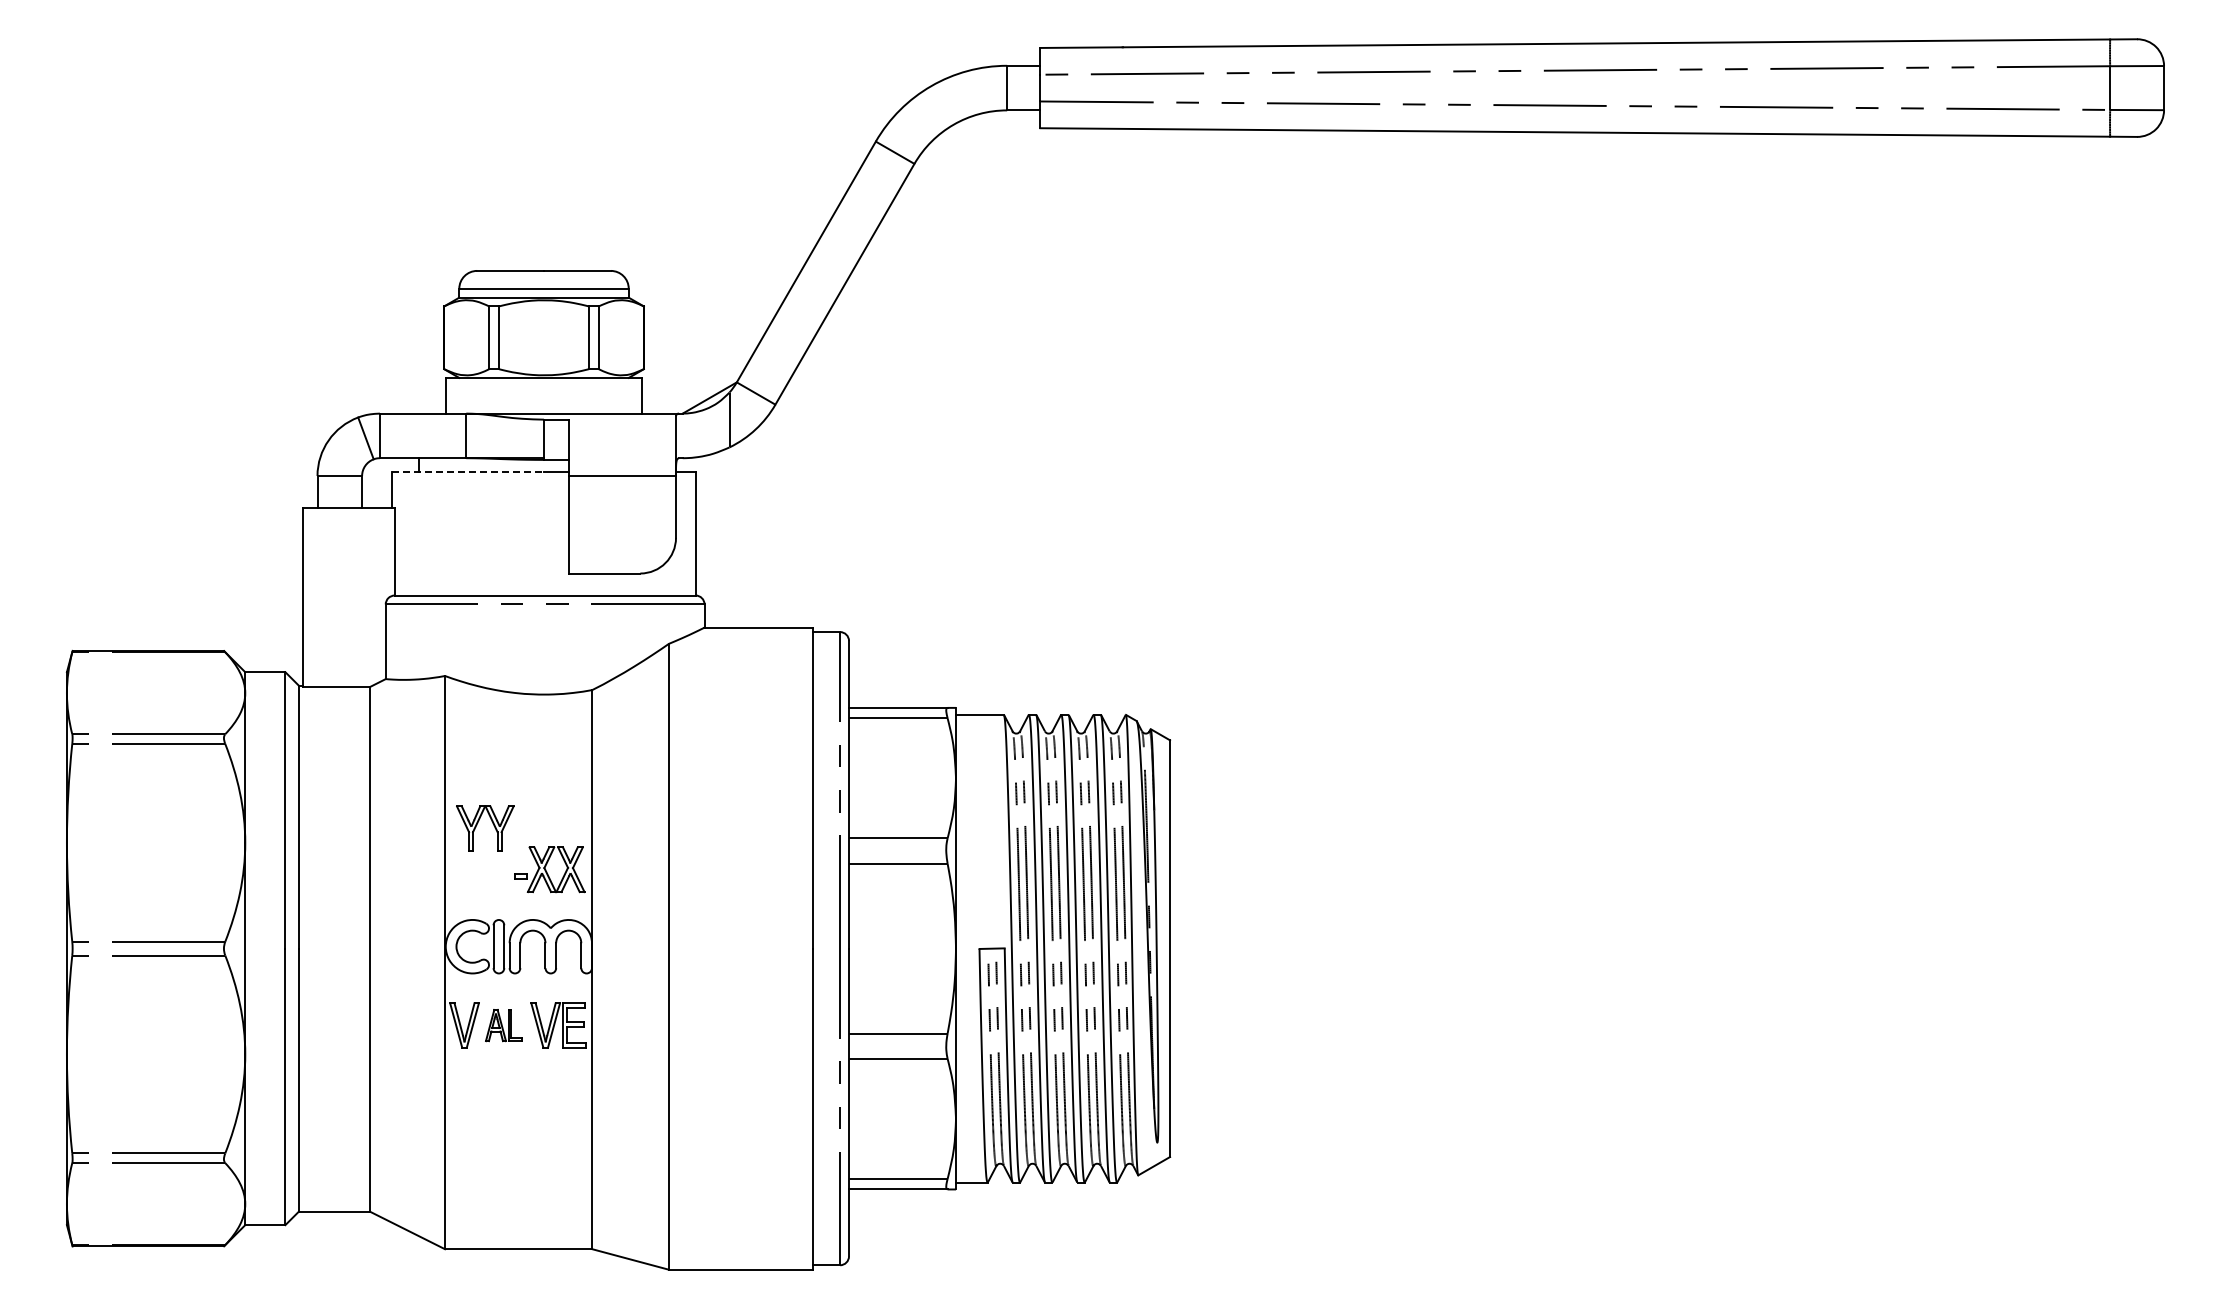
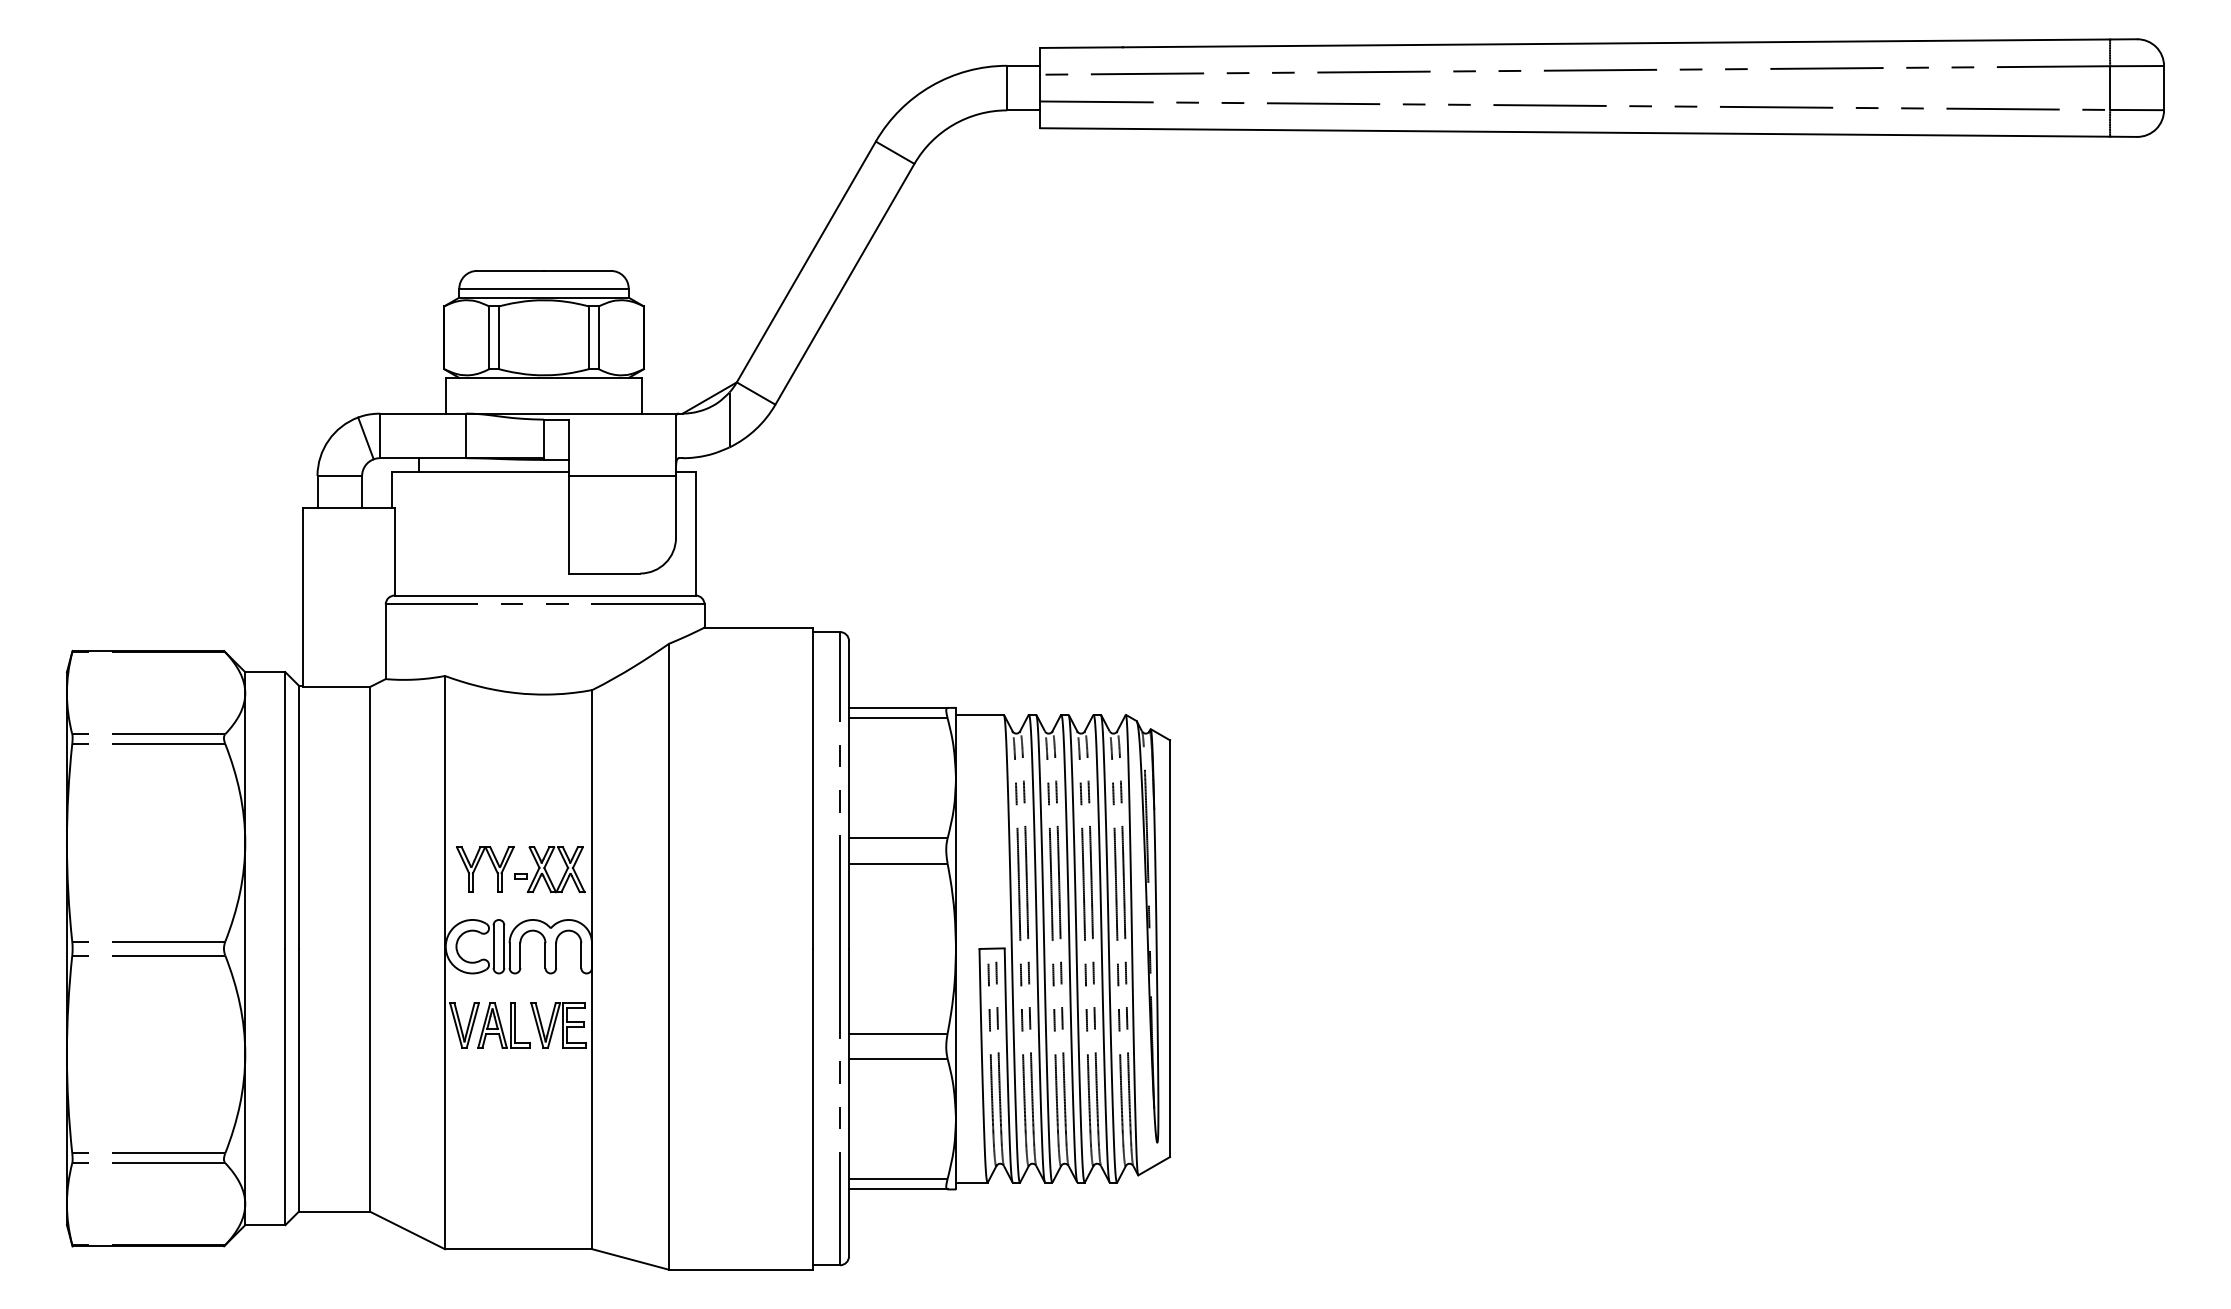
line: dashed -> solid (468, 472)
part position: (477, 825) -> (477, 866) (477, 866)
part size: 38x34 px -> 54x47 px (503, 1025)
